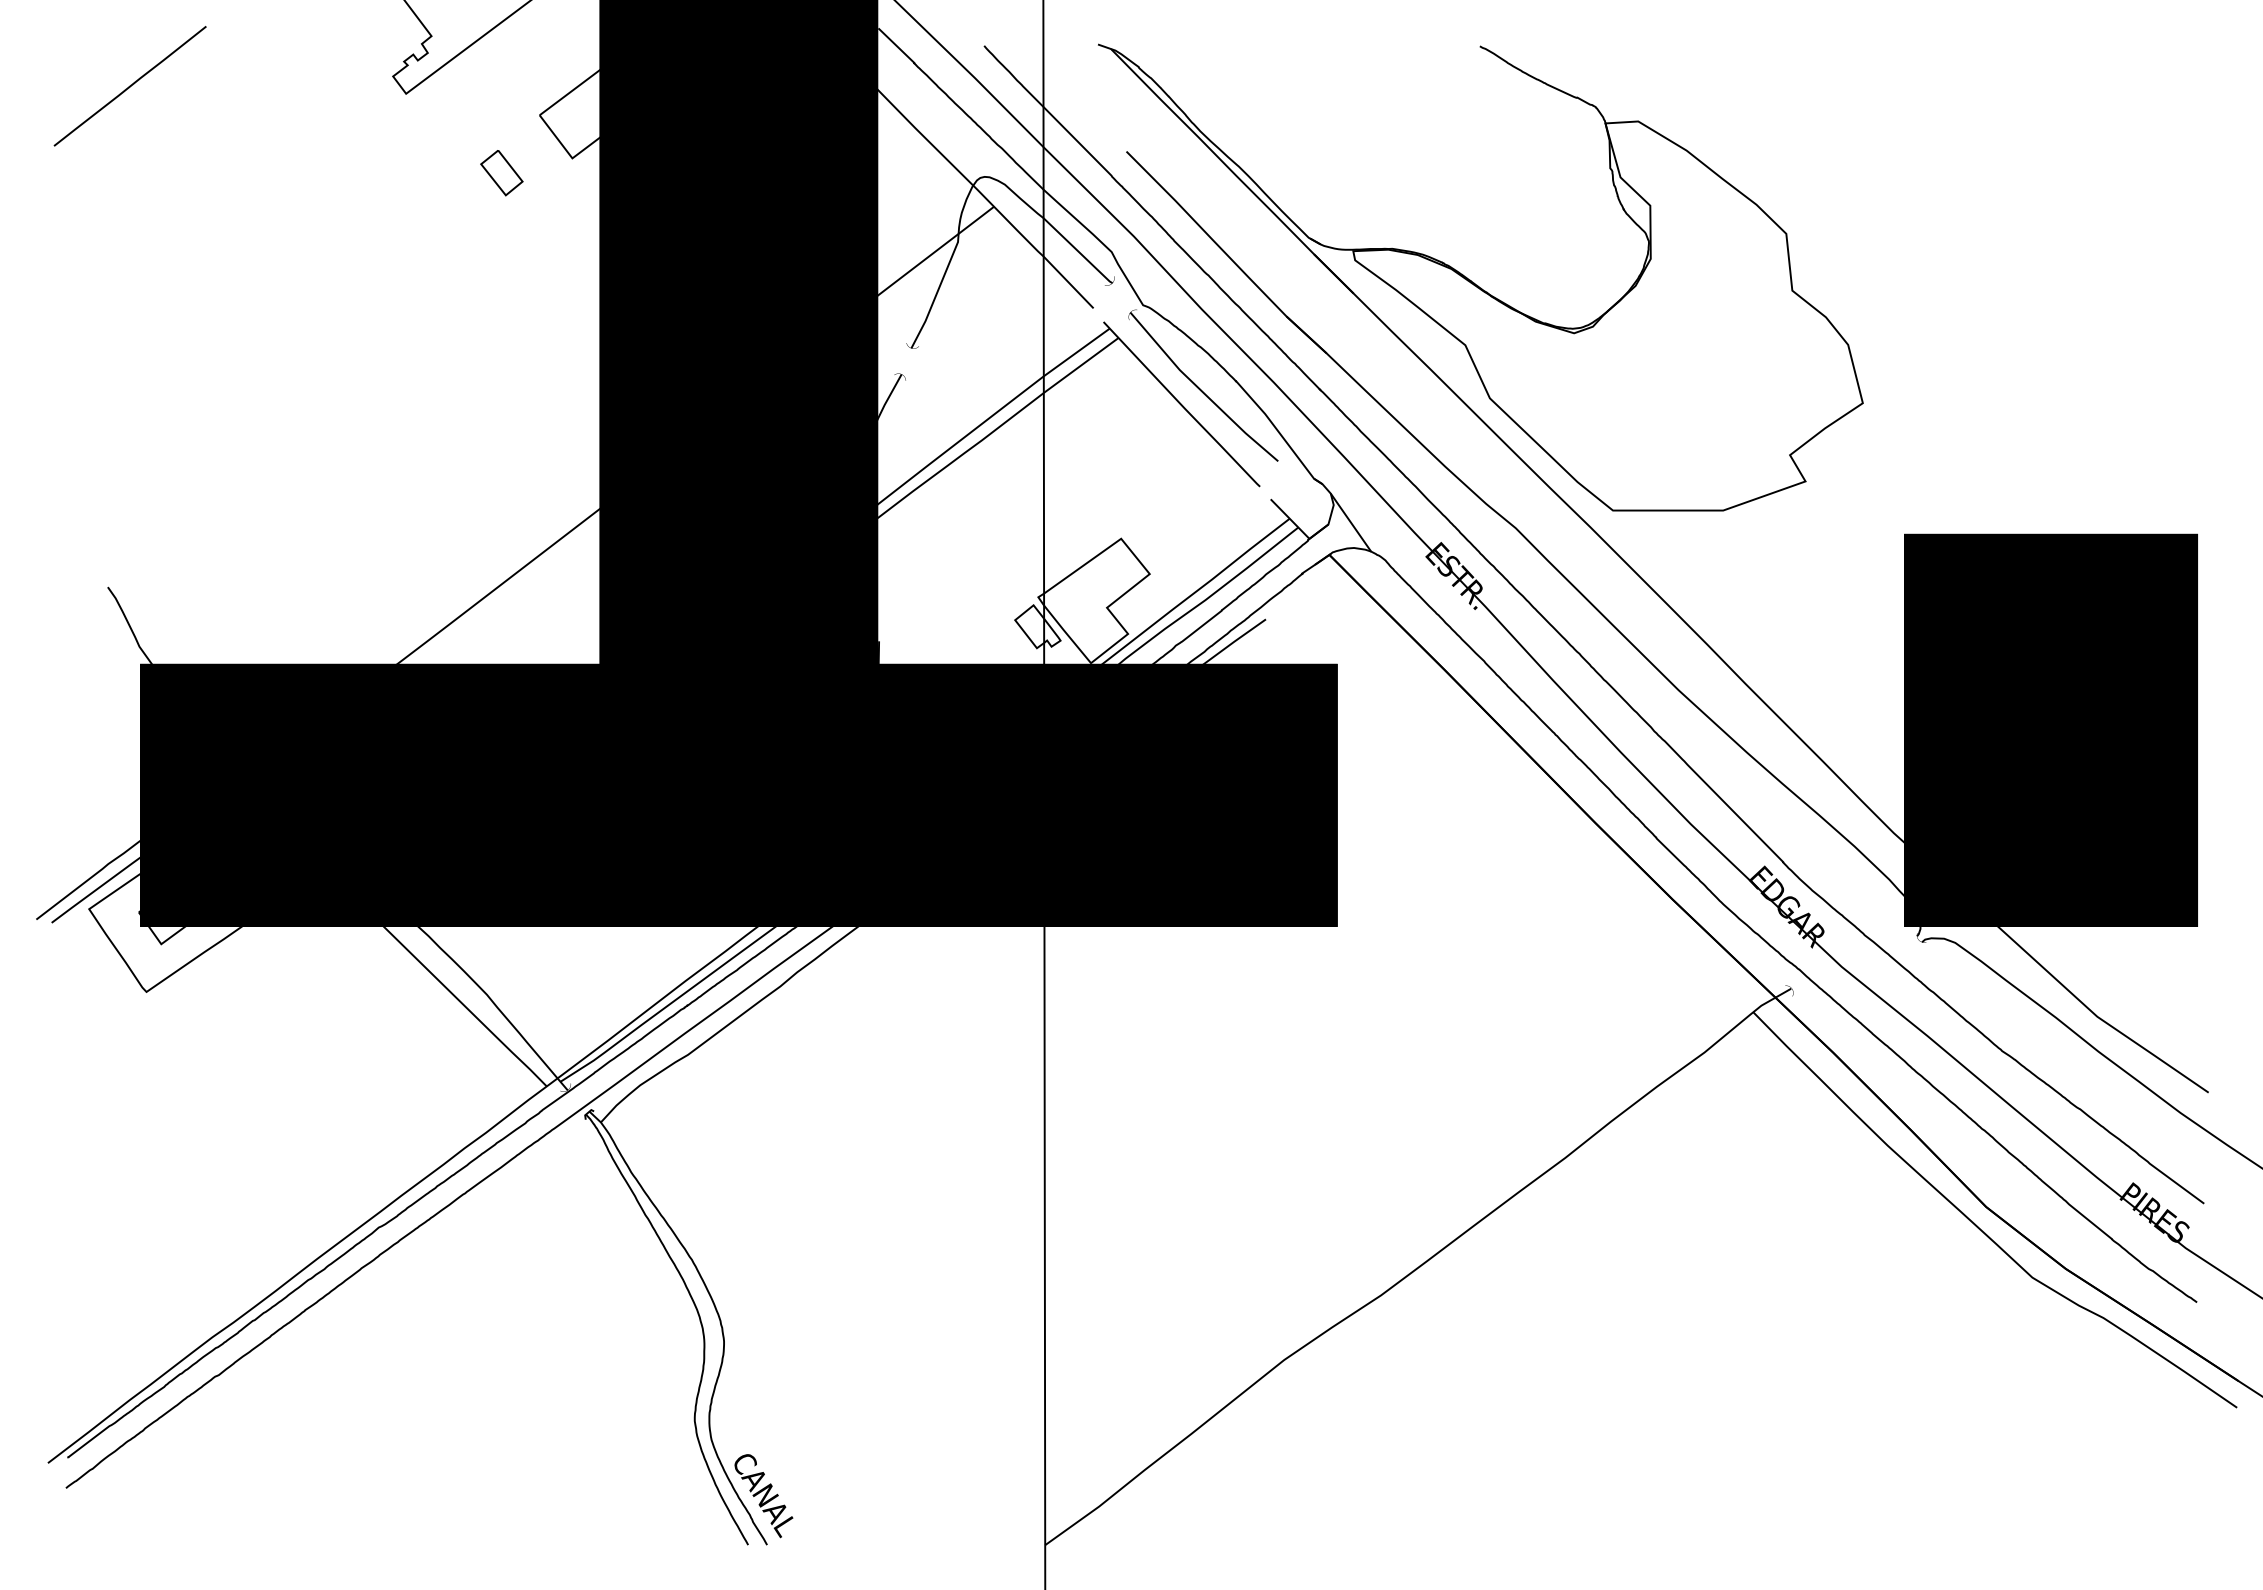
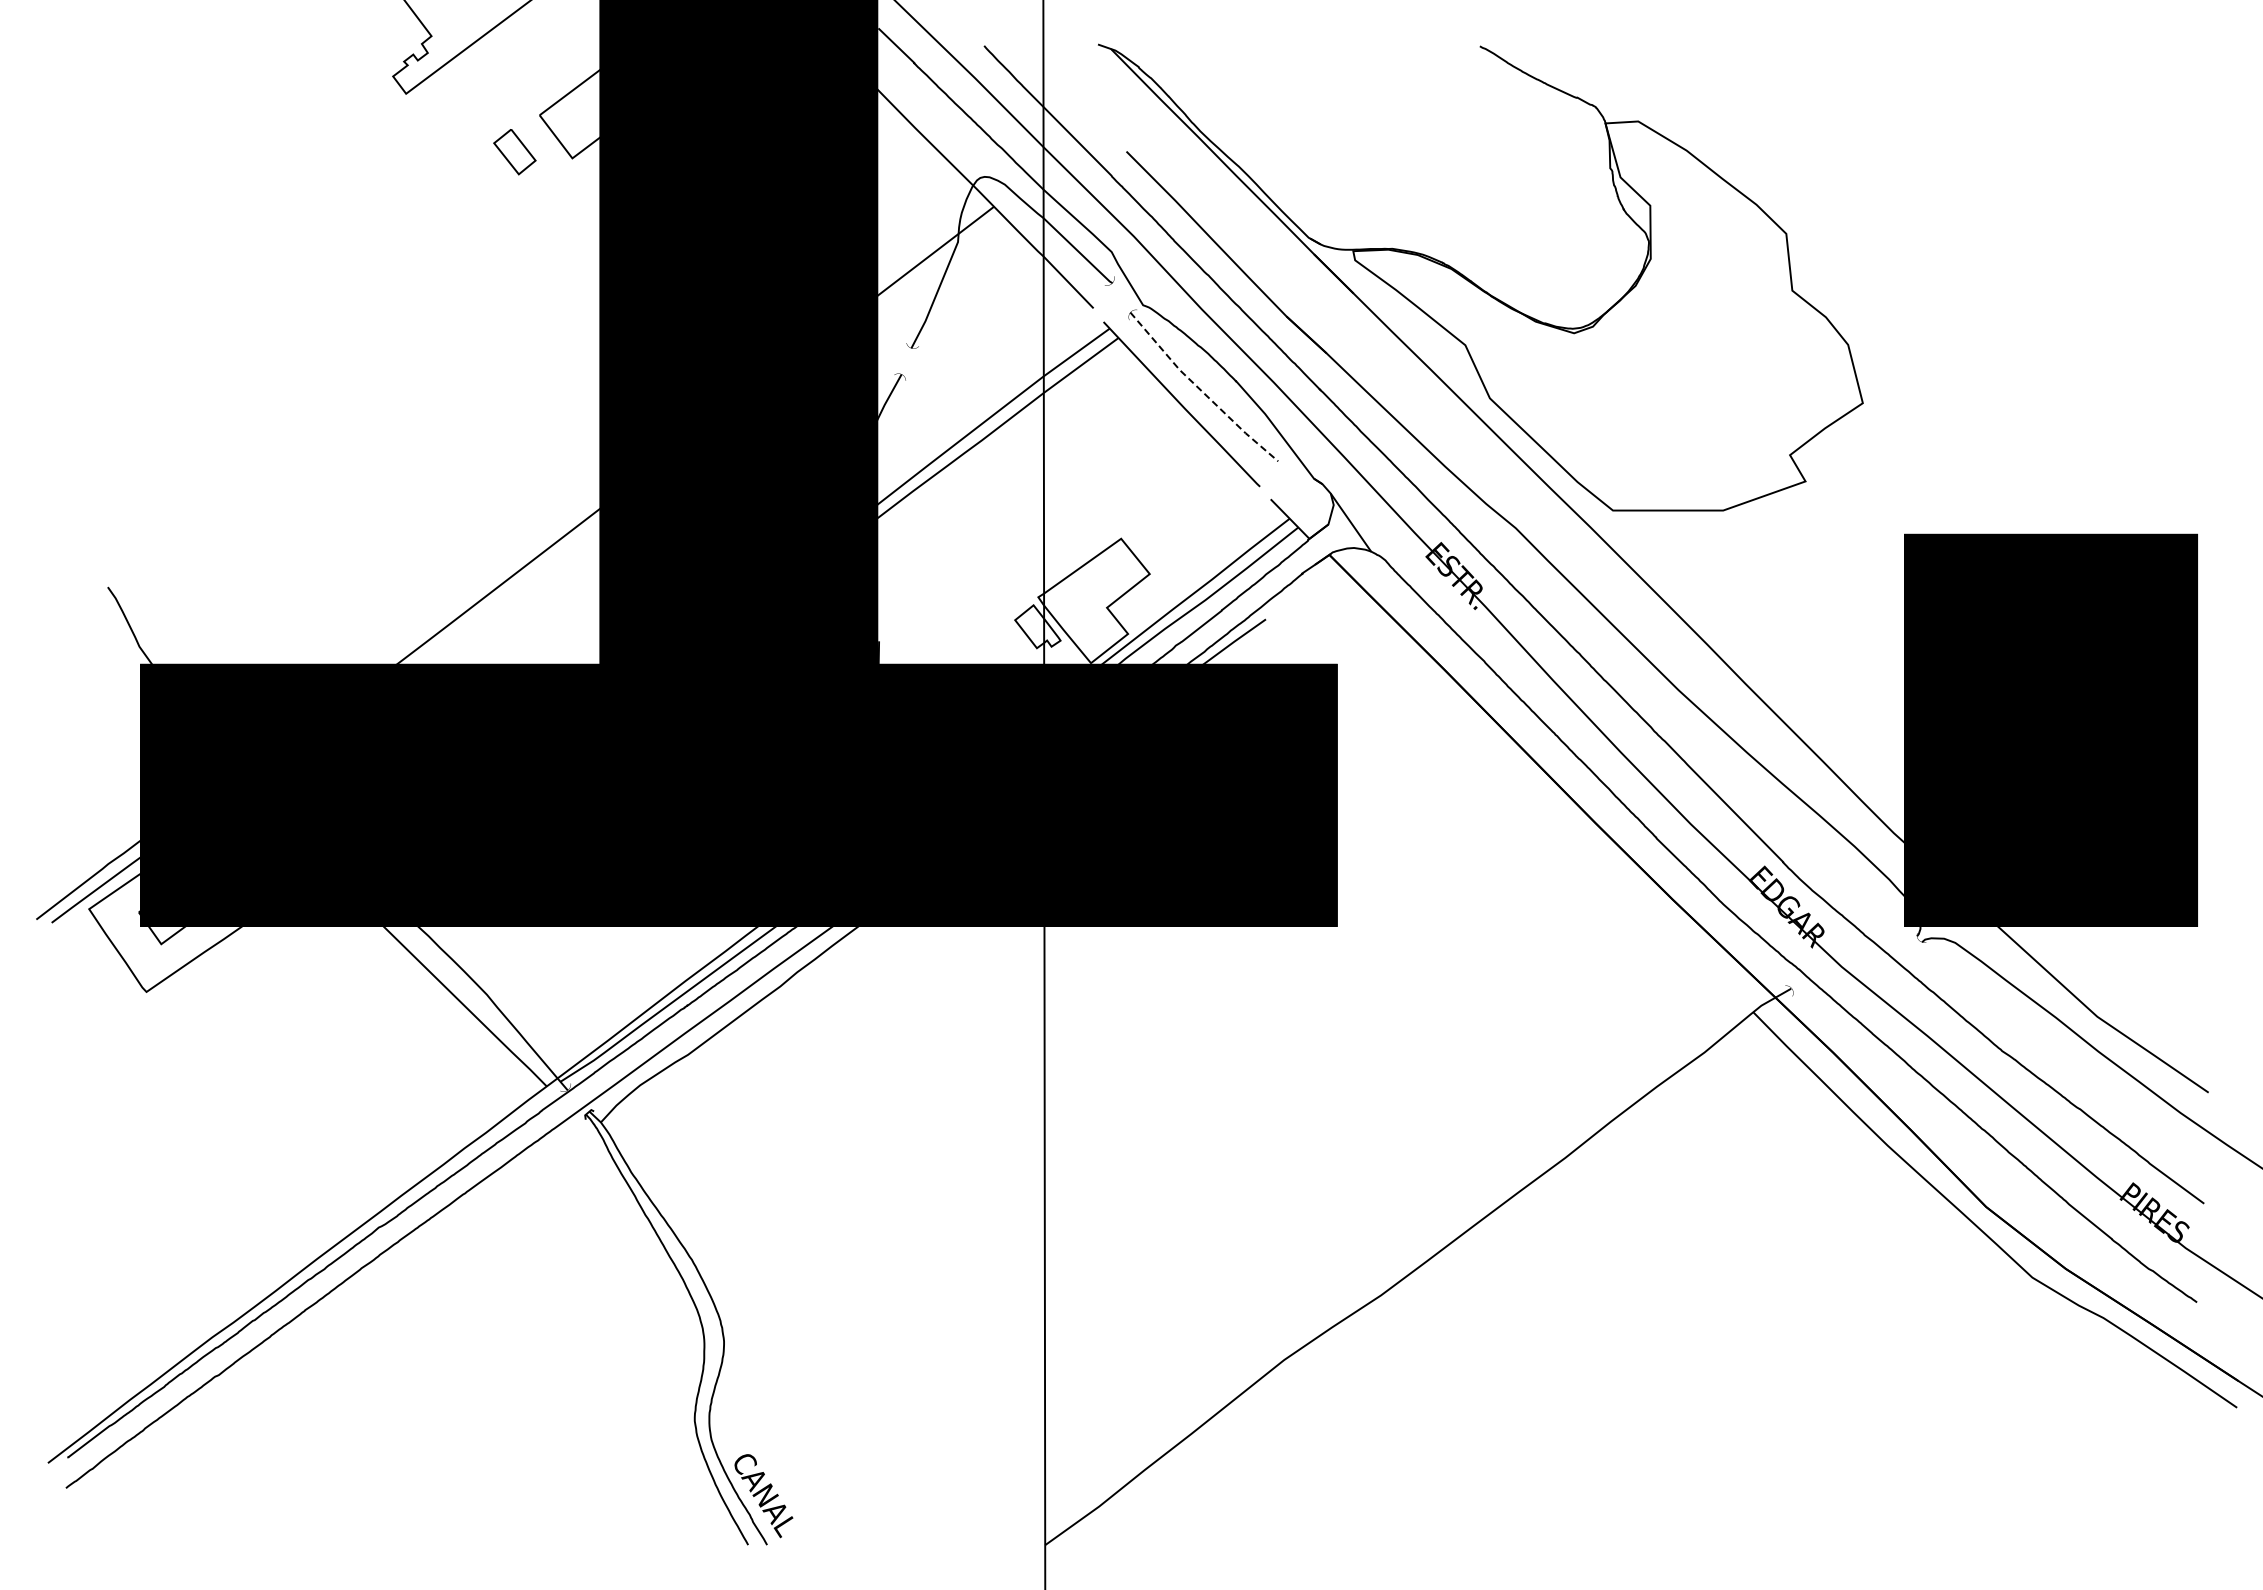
line: present -> none (129, 86)
part position: (501, 173) -> (514, 152) (514, 152)
line: solid -> dashed (1201, 390)
